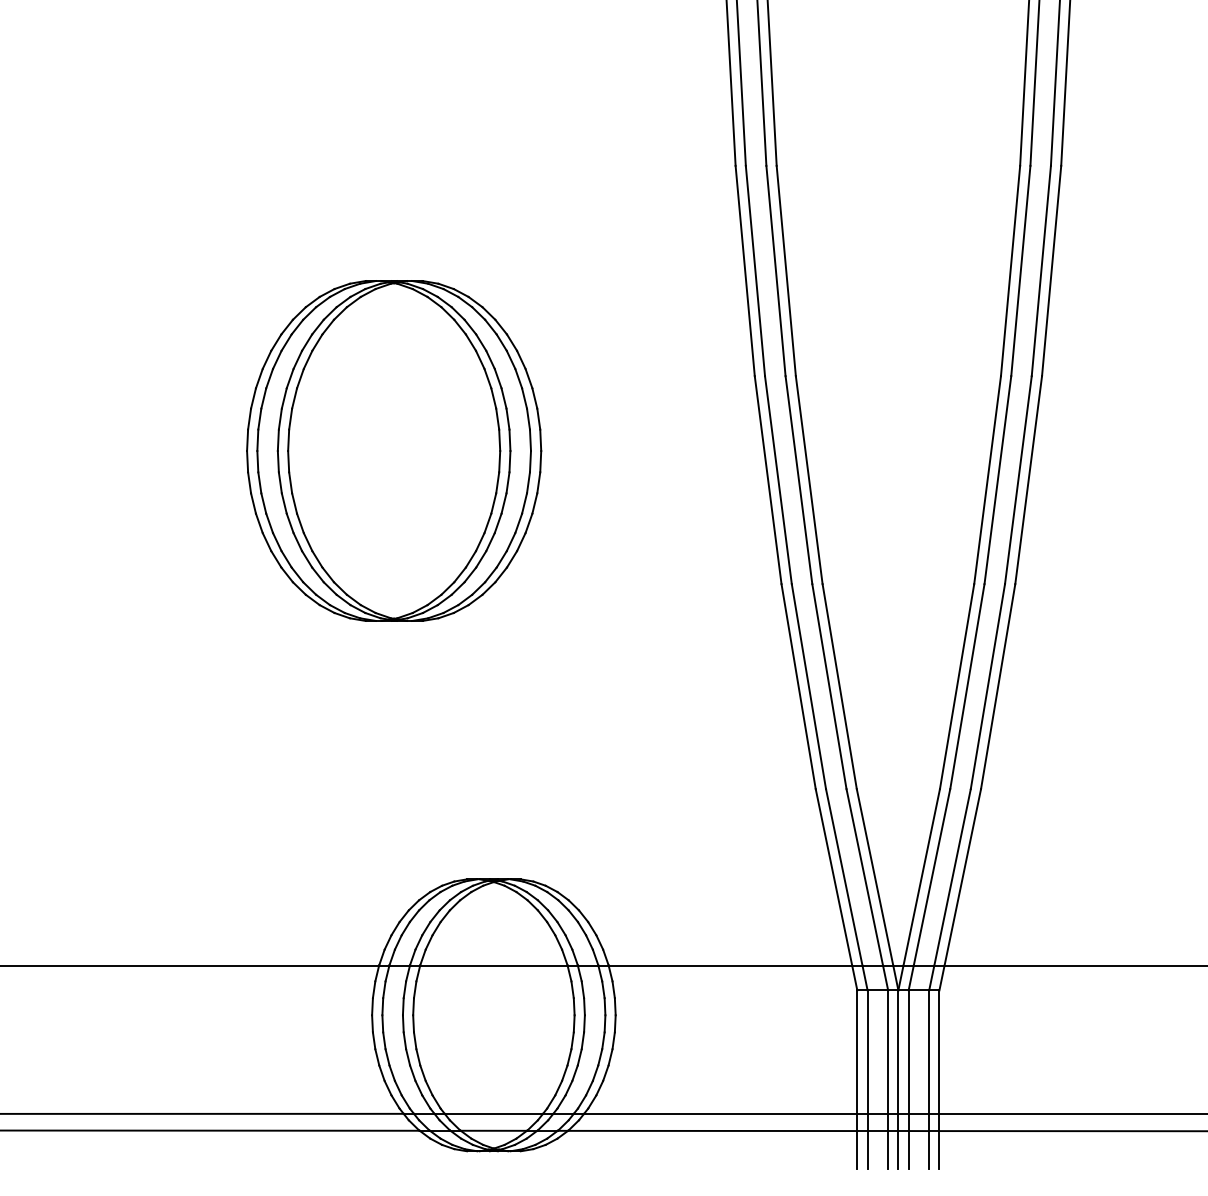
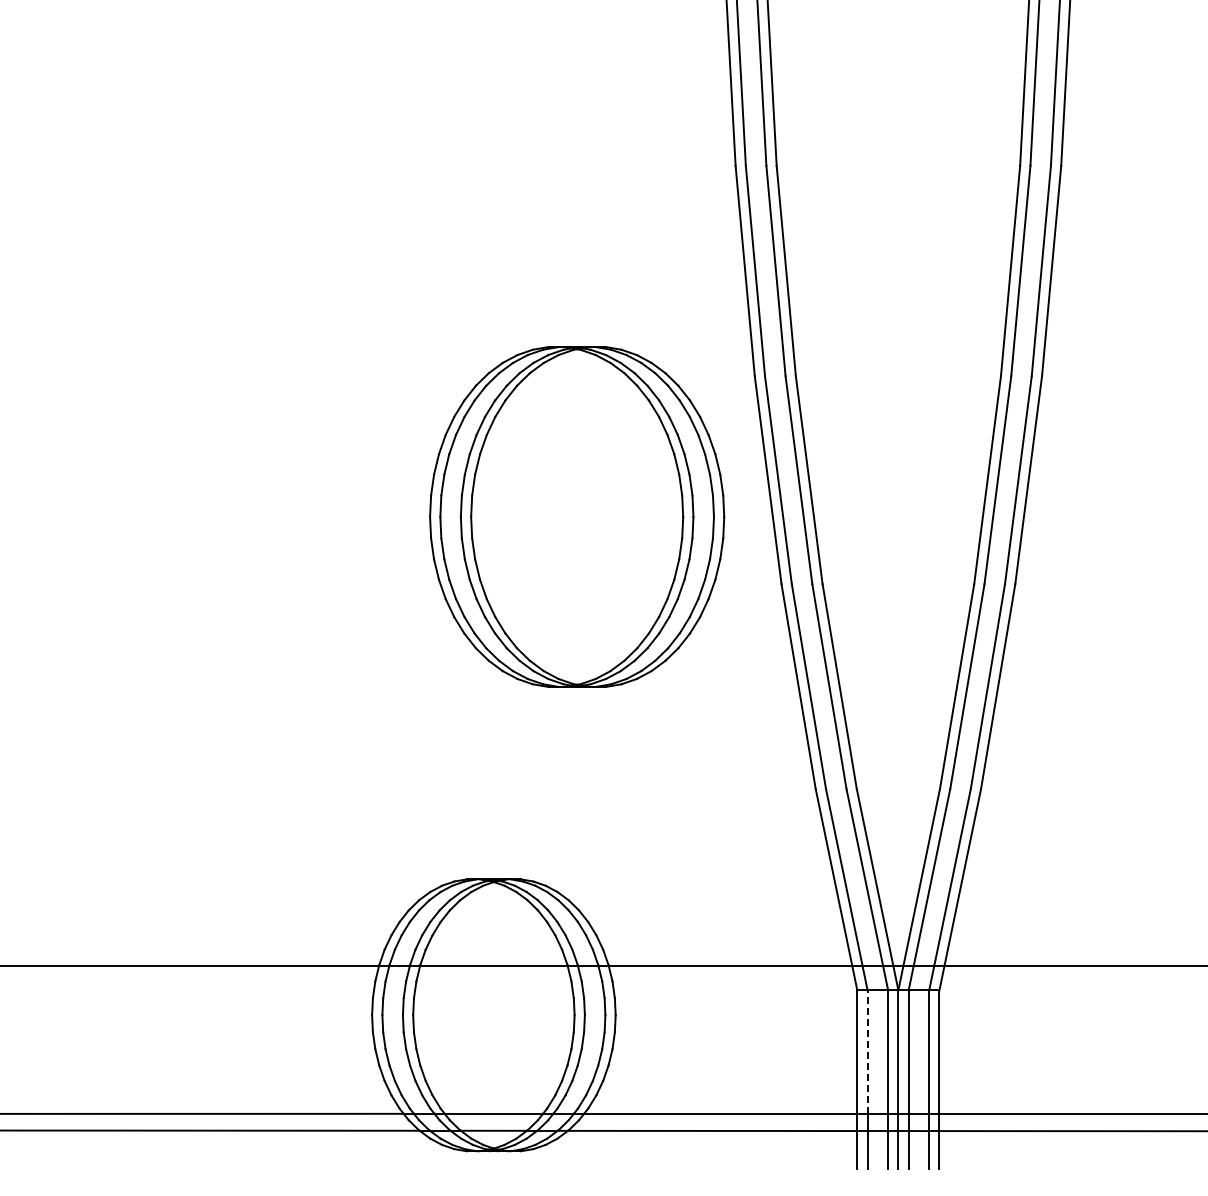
part position: (394, 450) -> (577, 516) (577, 516)
line: solid -> dashed (867, 1052)
